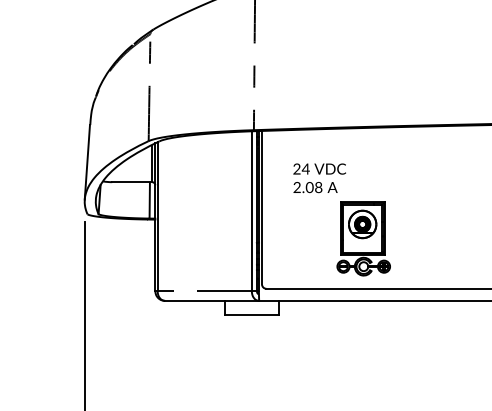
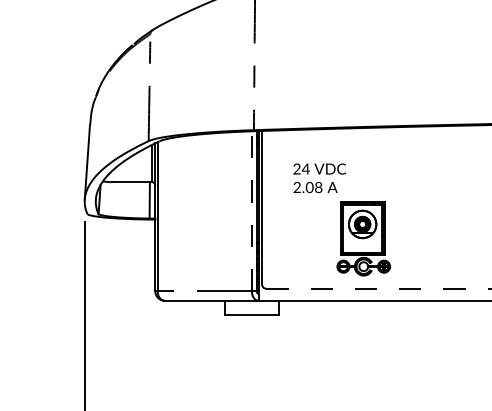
line: solid -> dashed (251, 211)
line: solid -> dashed (379, 288)
